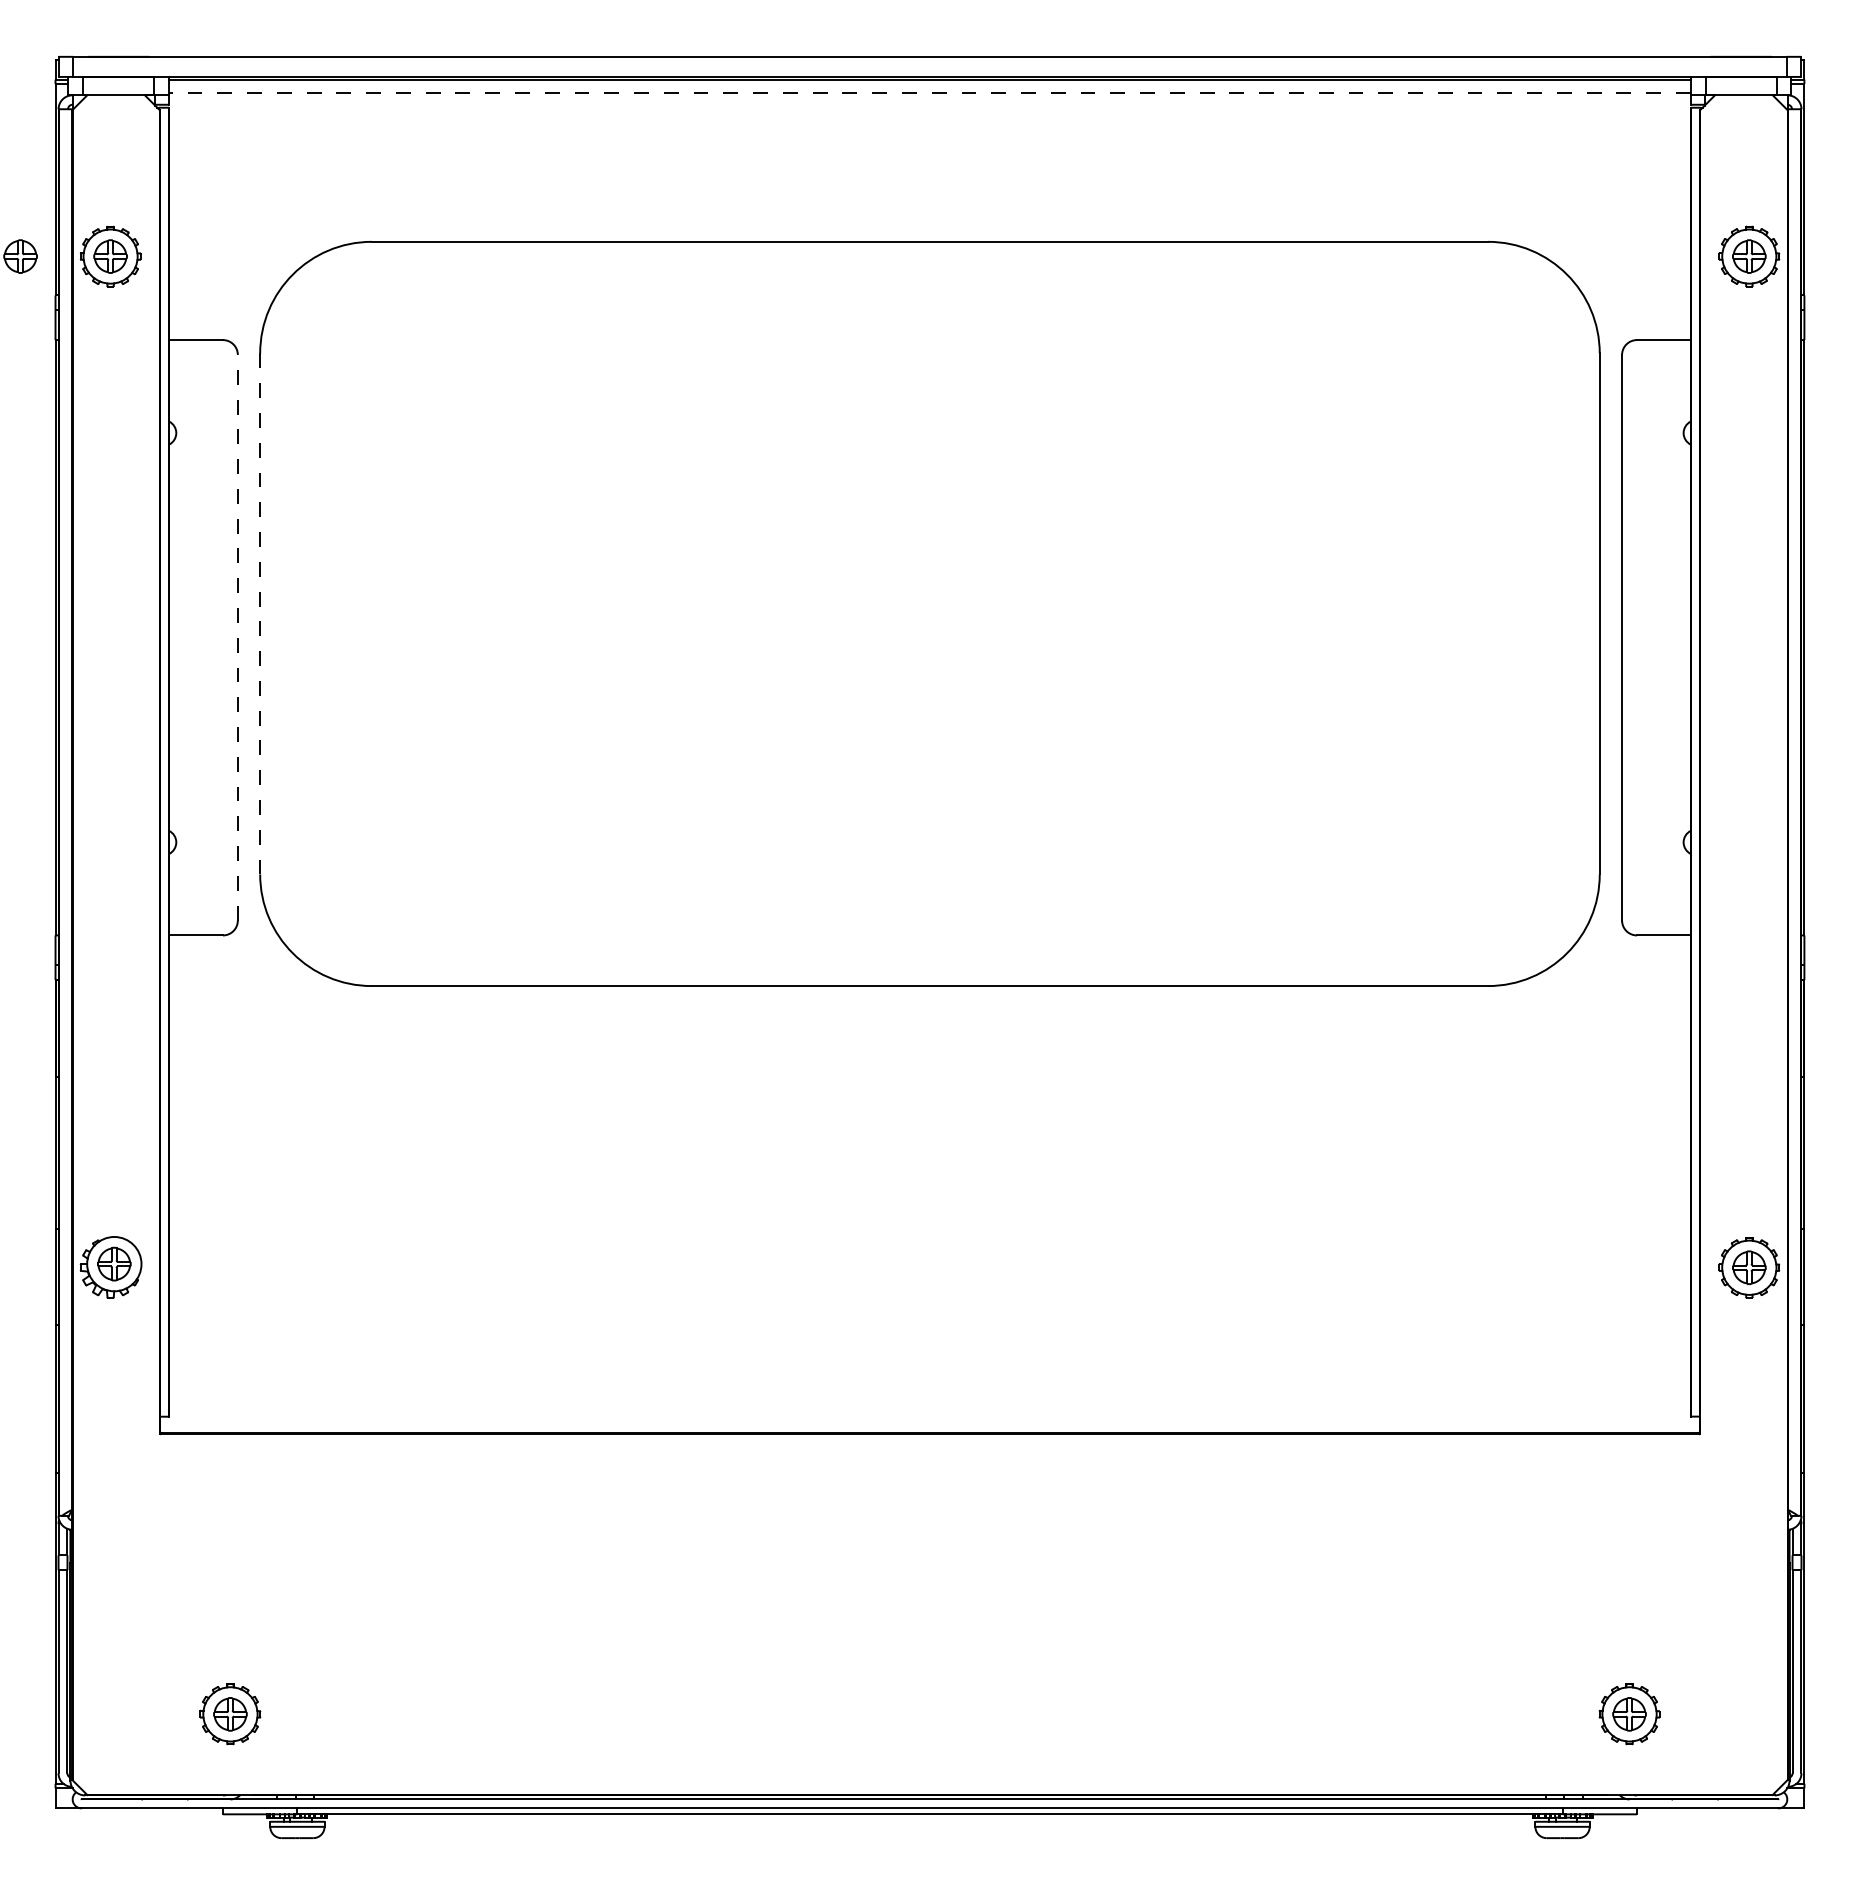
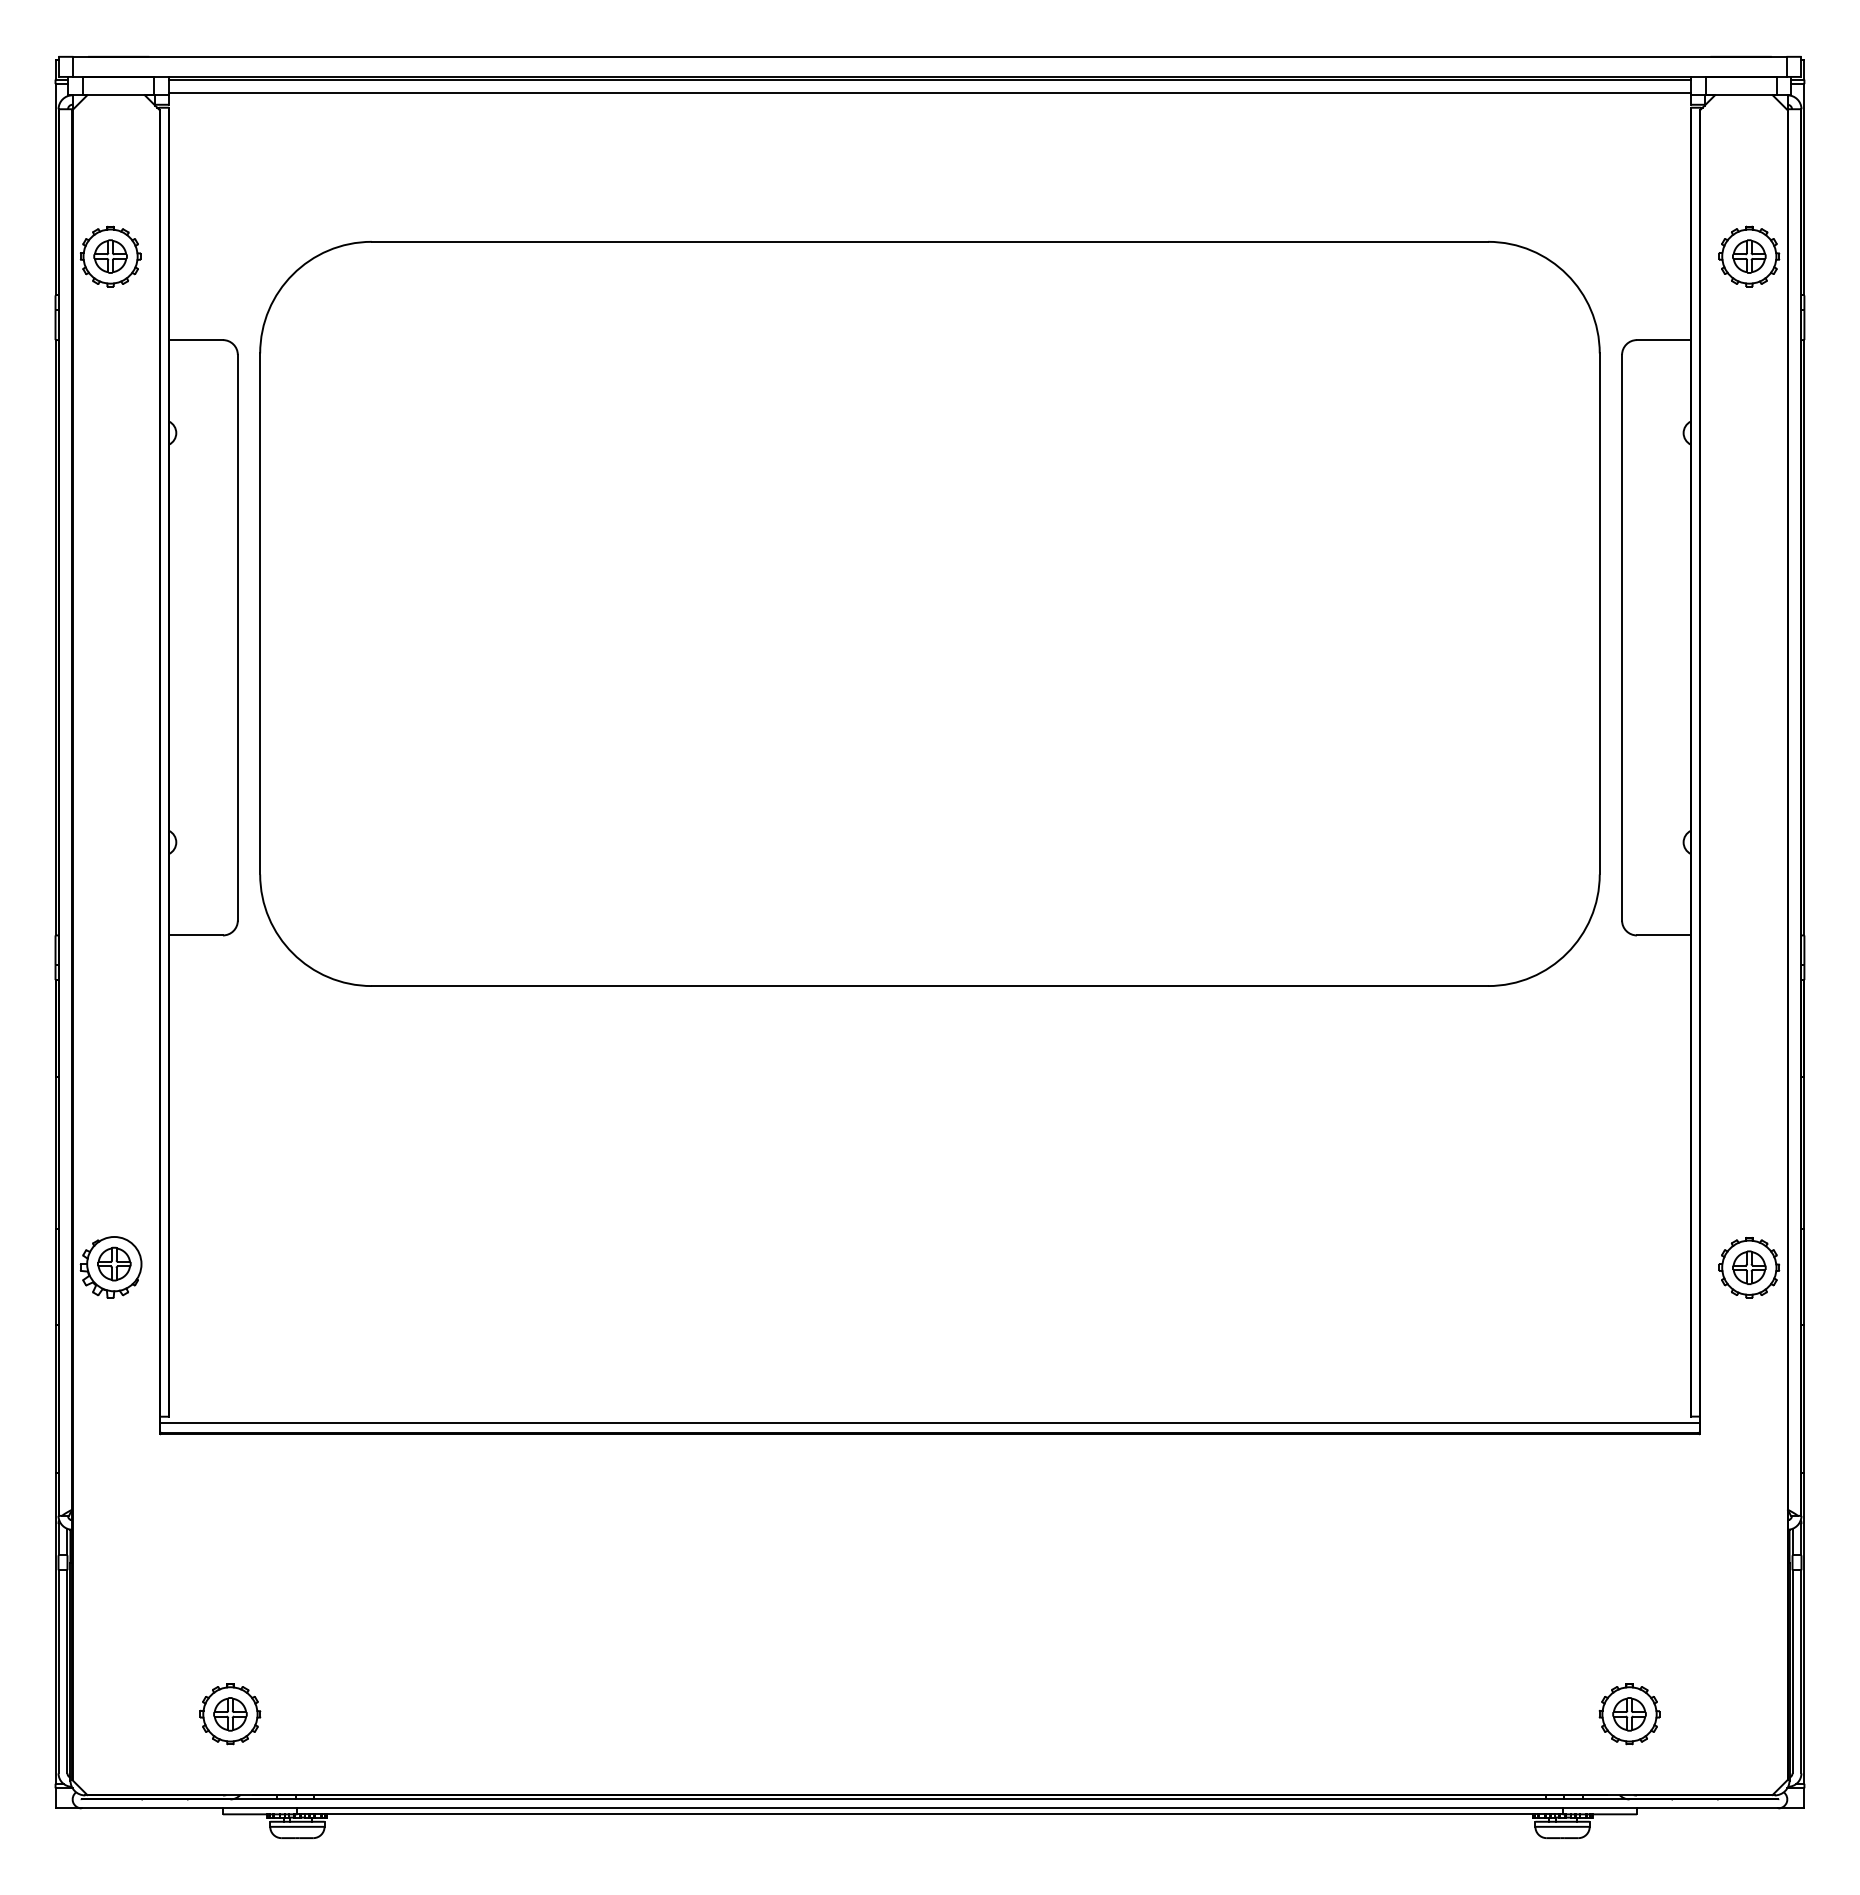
line: dashed -> solid (929, 93)
part: present -> none (20, 256)
line: dashed -> solid (260, 614)
line: dashed -> solid (237, 637)
line: none -> present (929, 1422)
